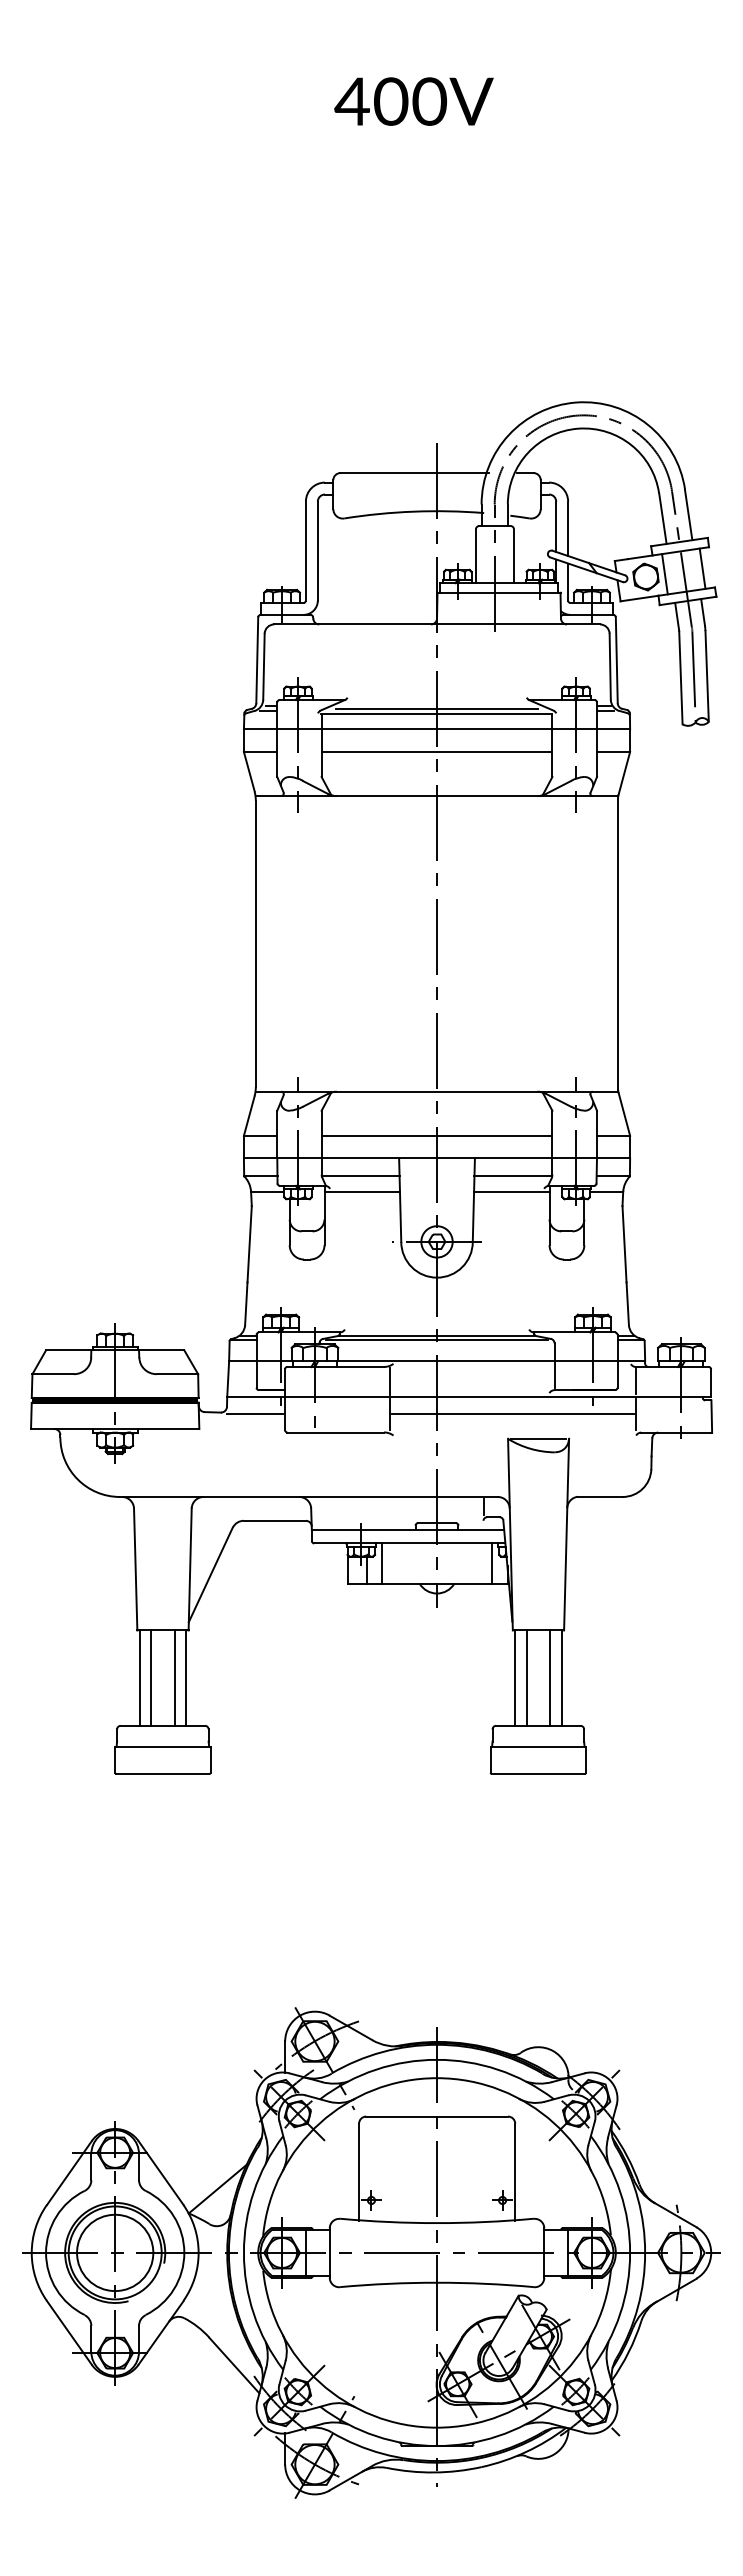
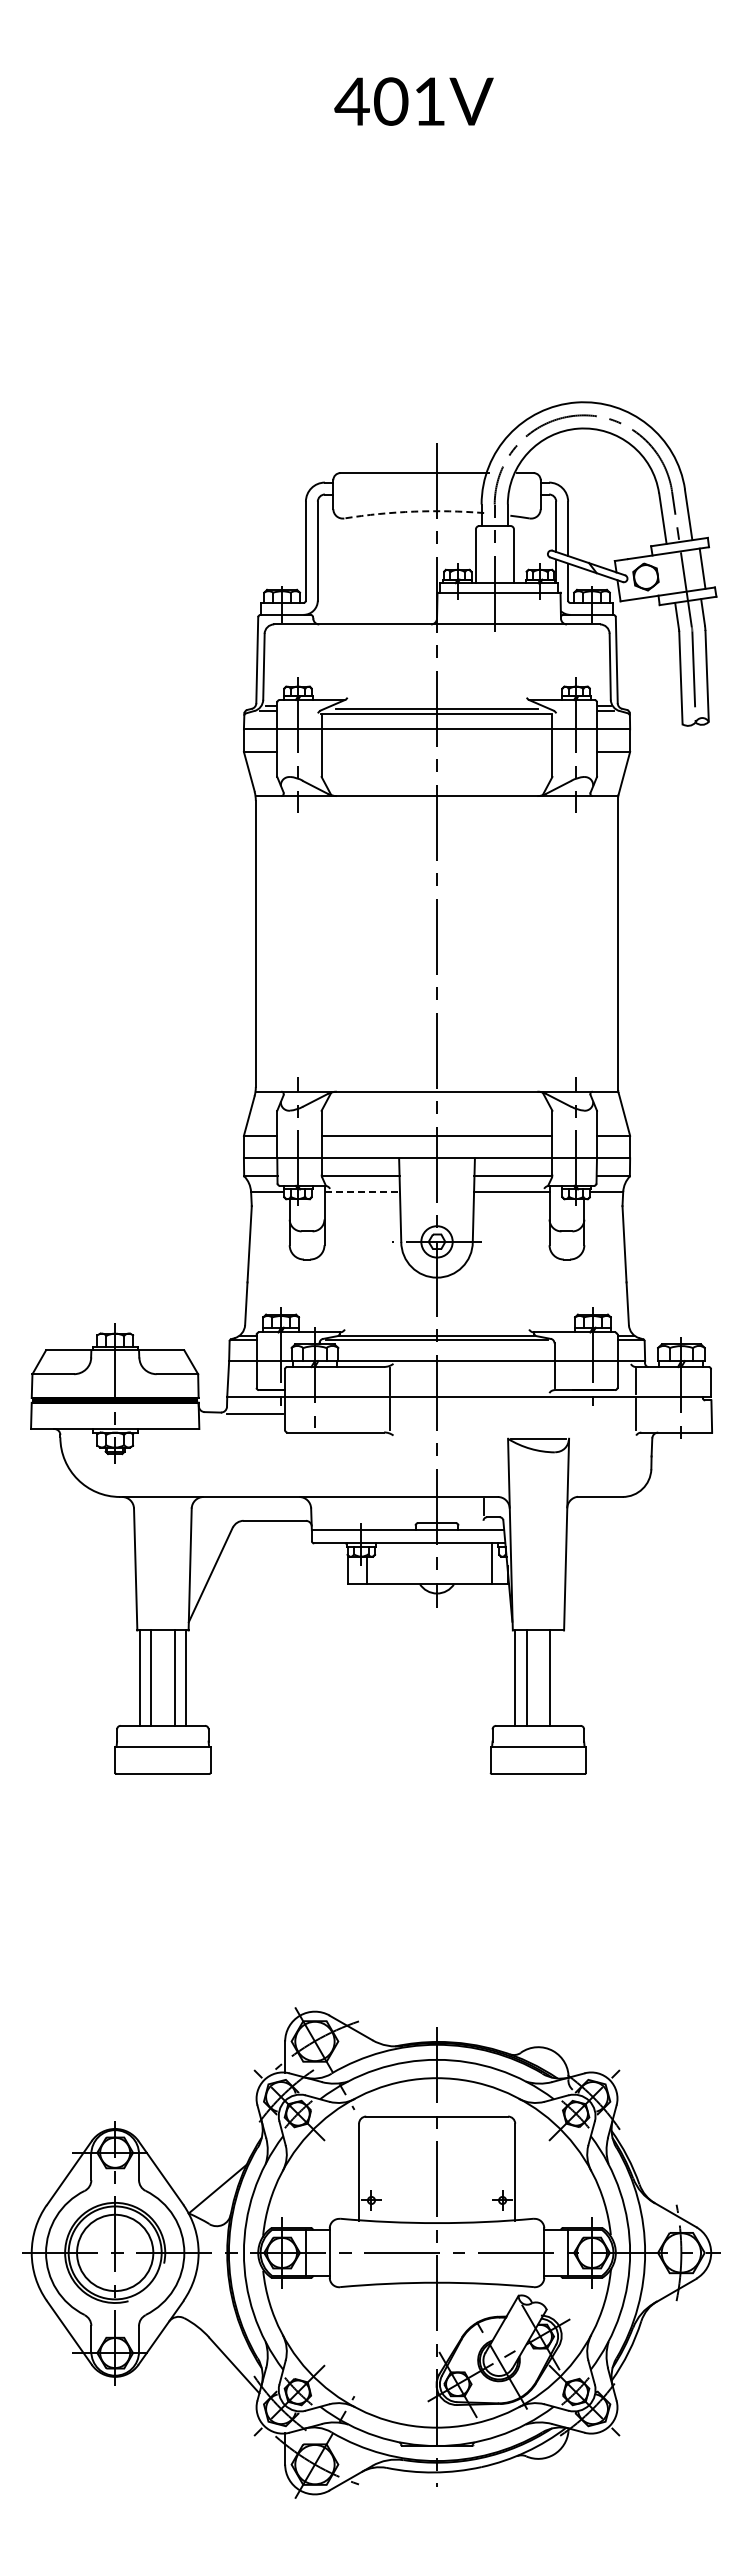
text: 400V -> 401V (429, 101)
arc: solid -> dashed (414, 511)
line: present -> none (664, 574)
line: present -> none (436, 751)
line: solid -> dashed (362, 1191)
line: present -> none (512, 1414)
line: present -> none (381, 1563)
line: present -> none (561, 1677)
